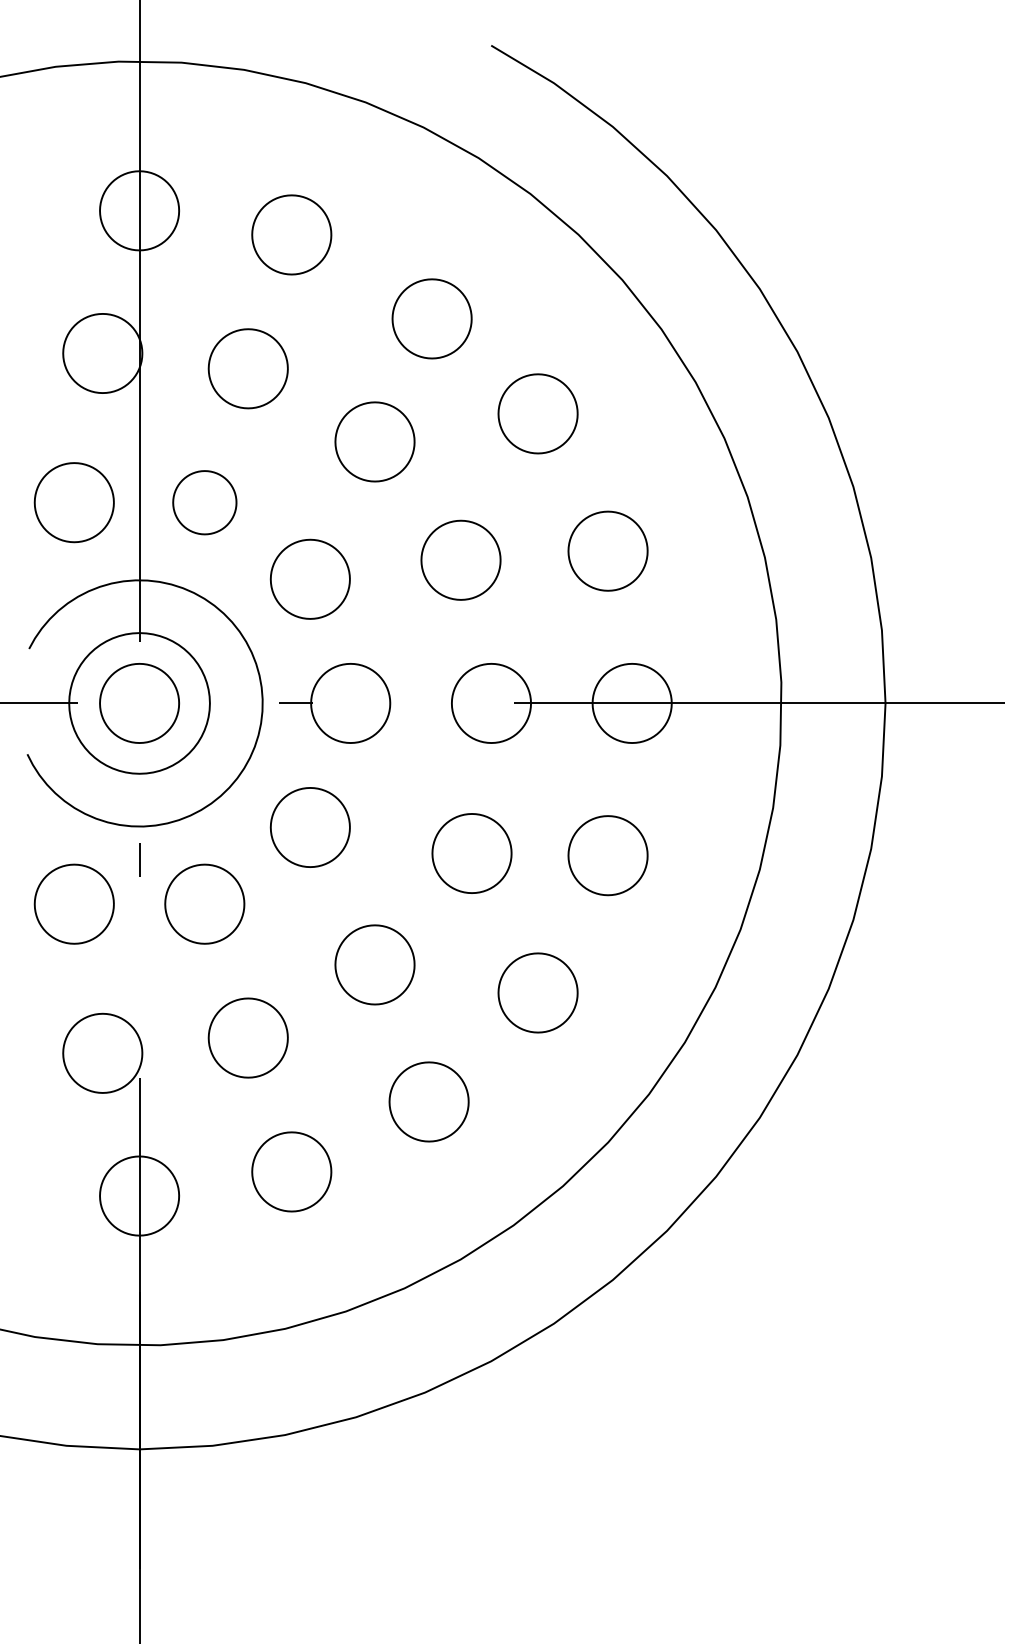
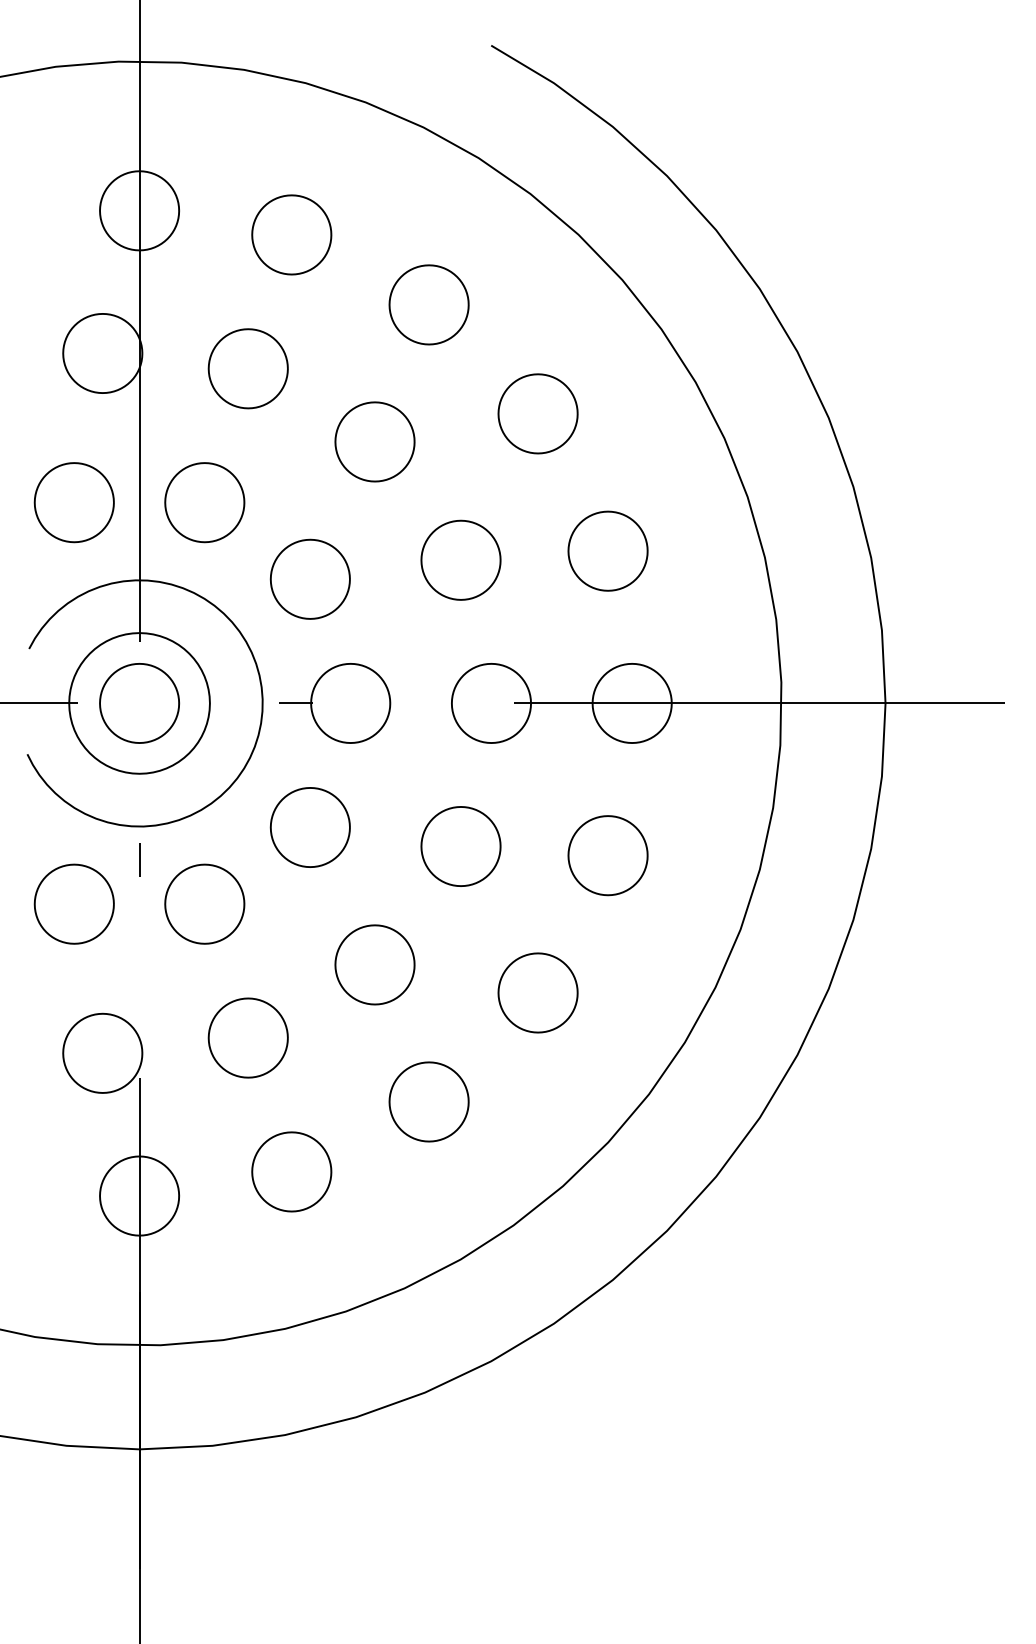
part position: (431, 318) -> (428, 304) (428, 304)
part size: 66x66 px -> 82x82 px (204, 502)
part position: (471, 853) -> (460, 846) (460, 846)
